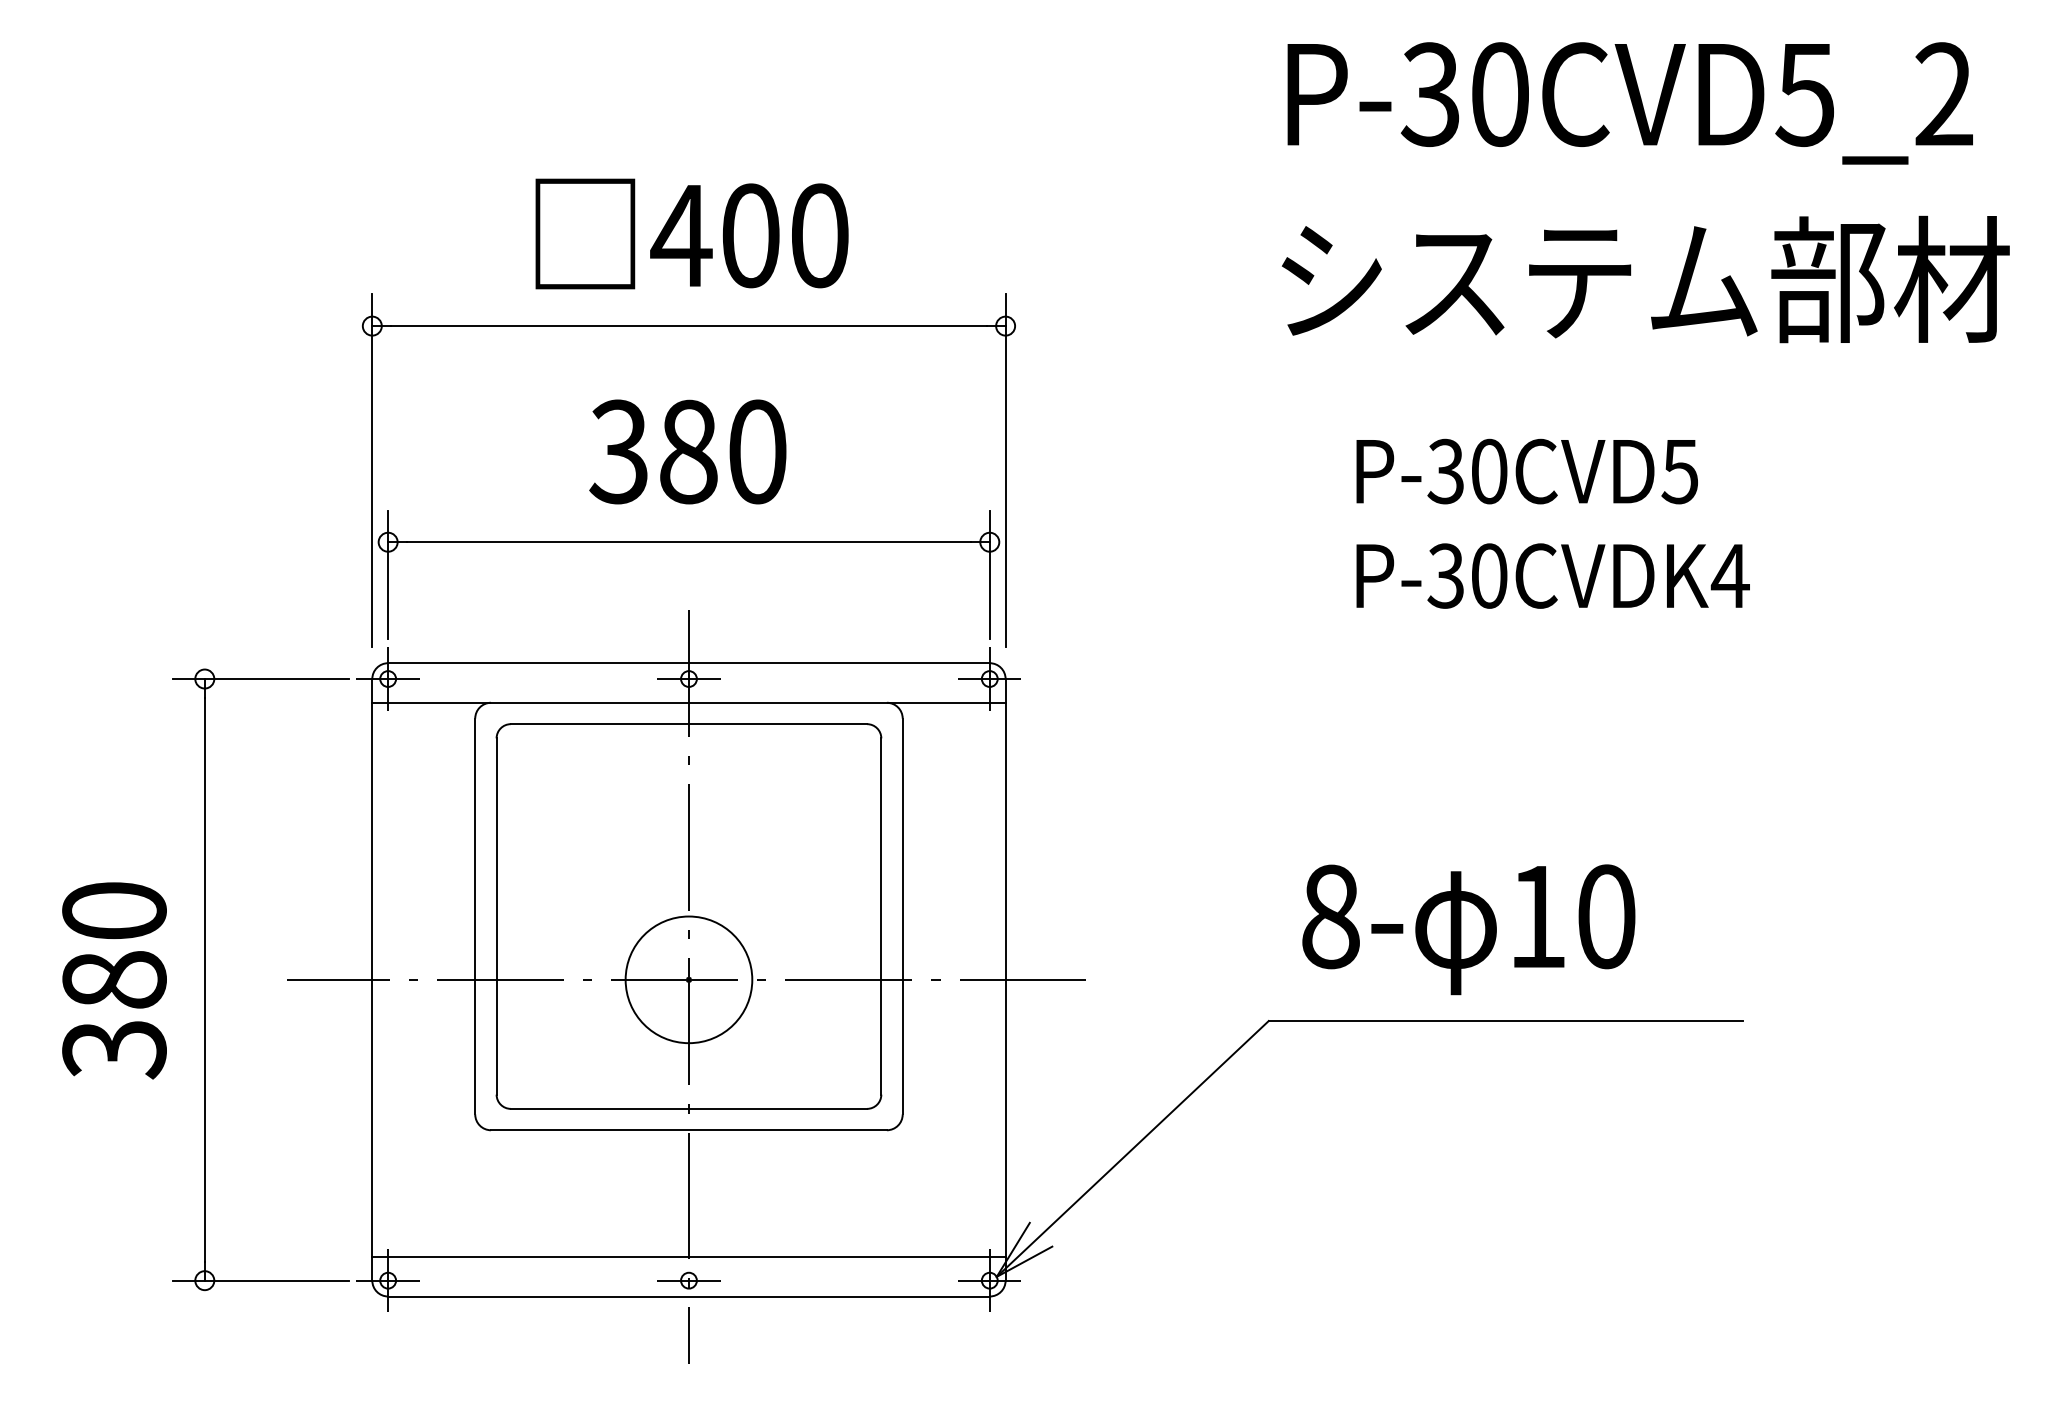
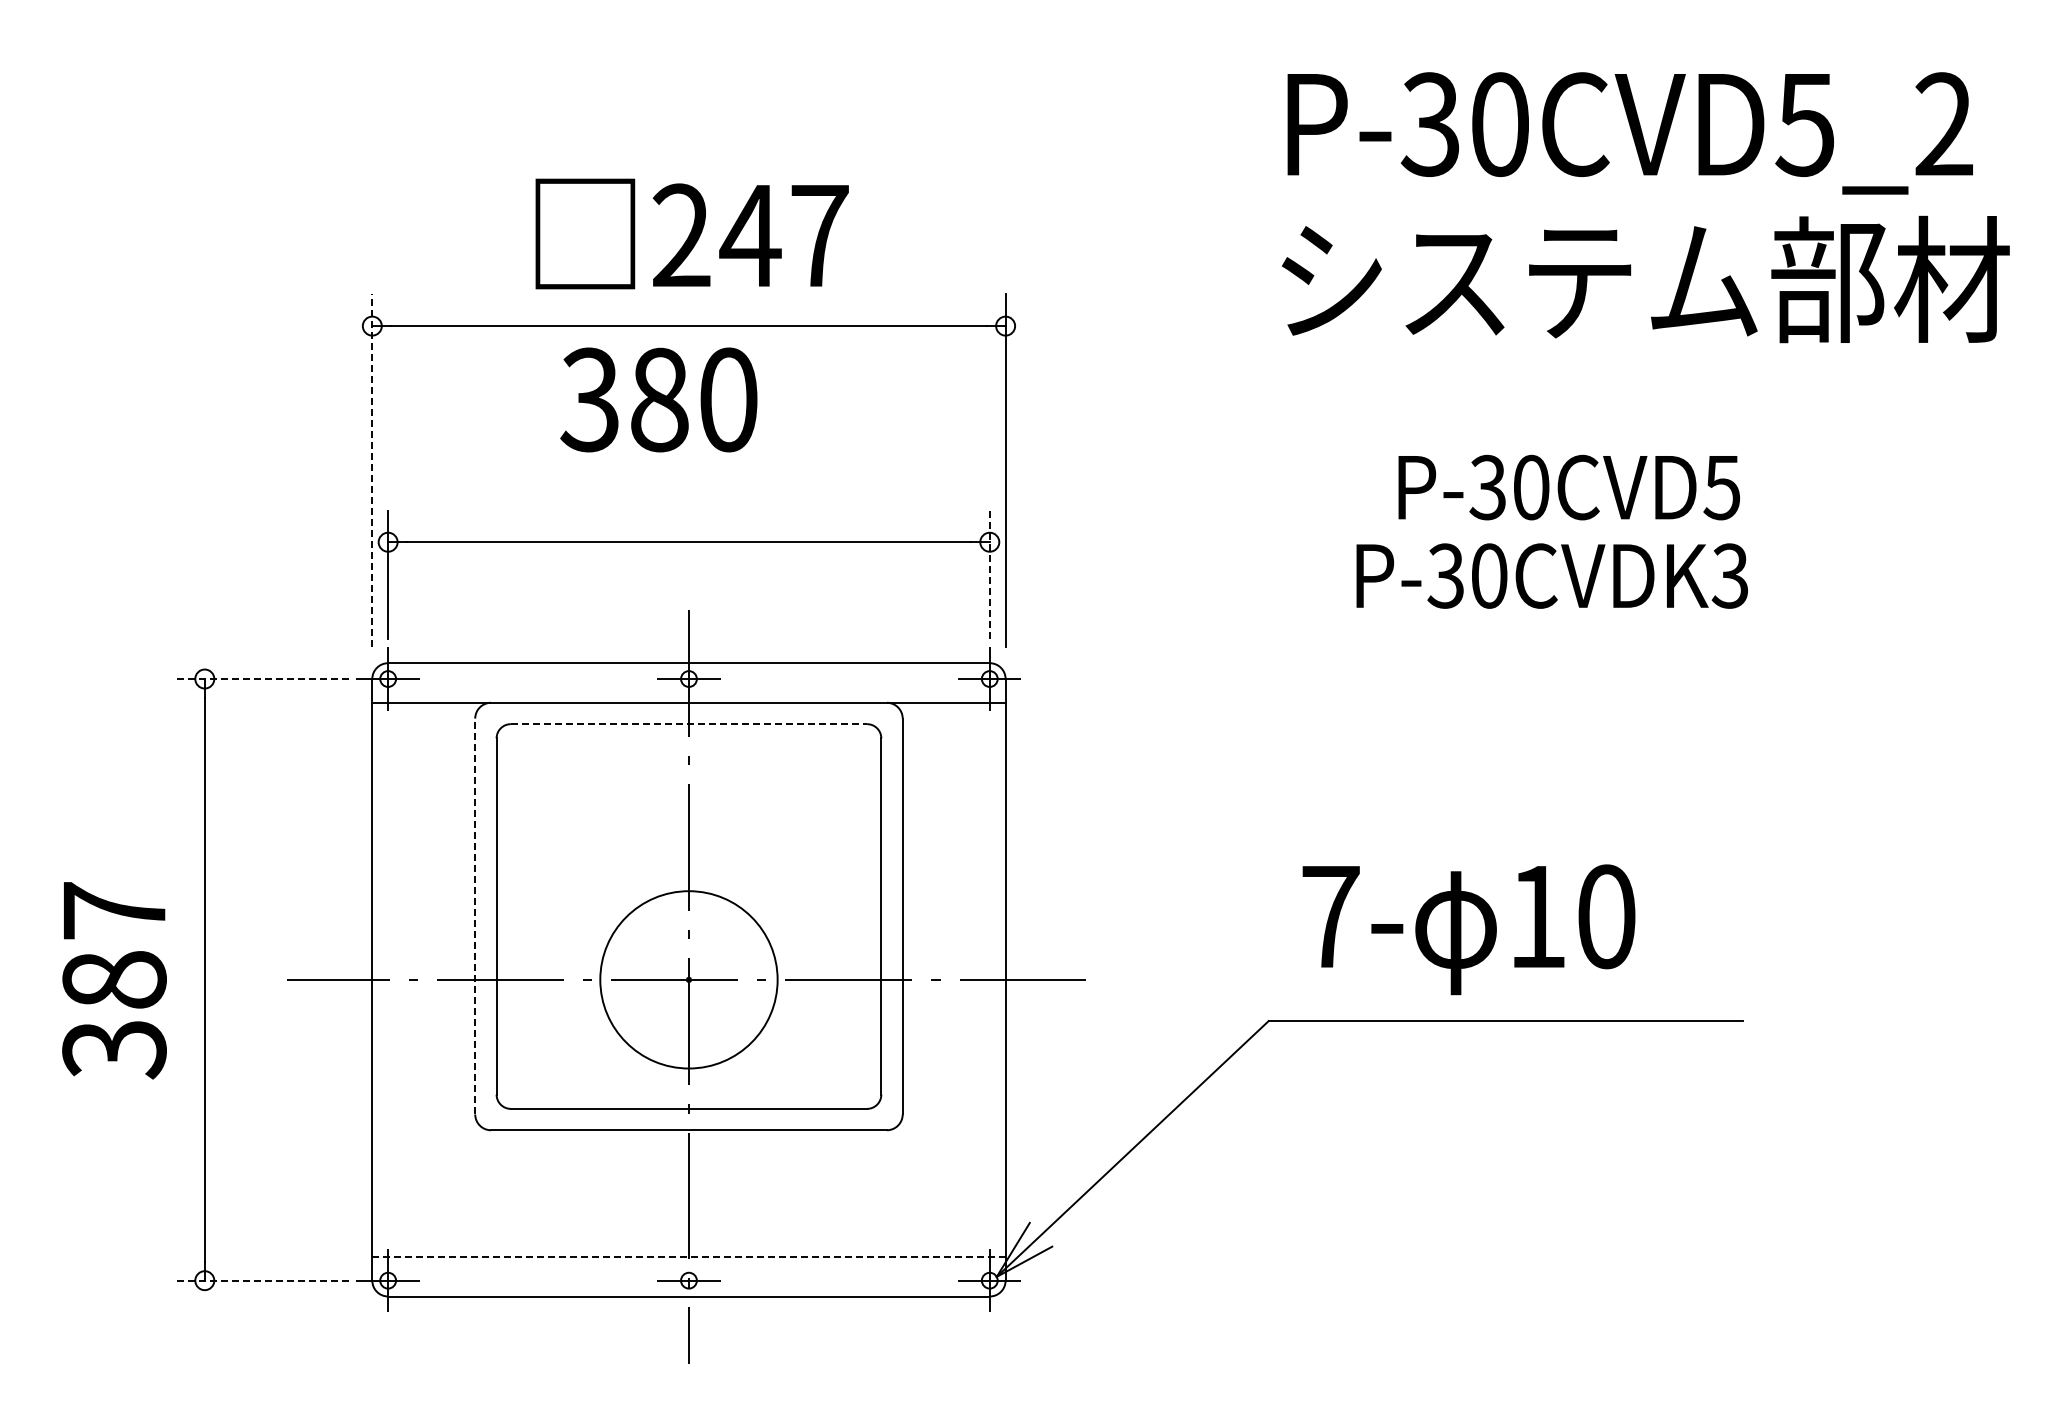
text position: (1629, 103) -> (1629, 133) (1629, 133)
text: 400 -> 247 (749, 235)
text position: (687, 451) -> (658, 399) (658, 399)
line: solid -> dashed (372, 470)
text position: (1526, 471) -> (1568, 487) (1568, 487)
line: solid -> dashed (989, 574)
text: P-30CVDK4 -> P-30CVDK3 (1729, 575)
line: solid -> dashed (260, 679)
line: solid -> dashed (689, 724)
text: 380 -> 387 (114, 910)
line: solid -> dashed (475, 916)
text: 8- -> 7- (1330, 916)
circle diameter: 127 px -> 177 px (688, 979)
line: solid -> dashed (688, 1256)
line: solid -> dashed (260, 1280)
